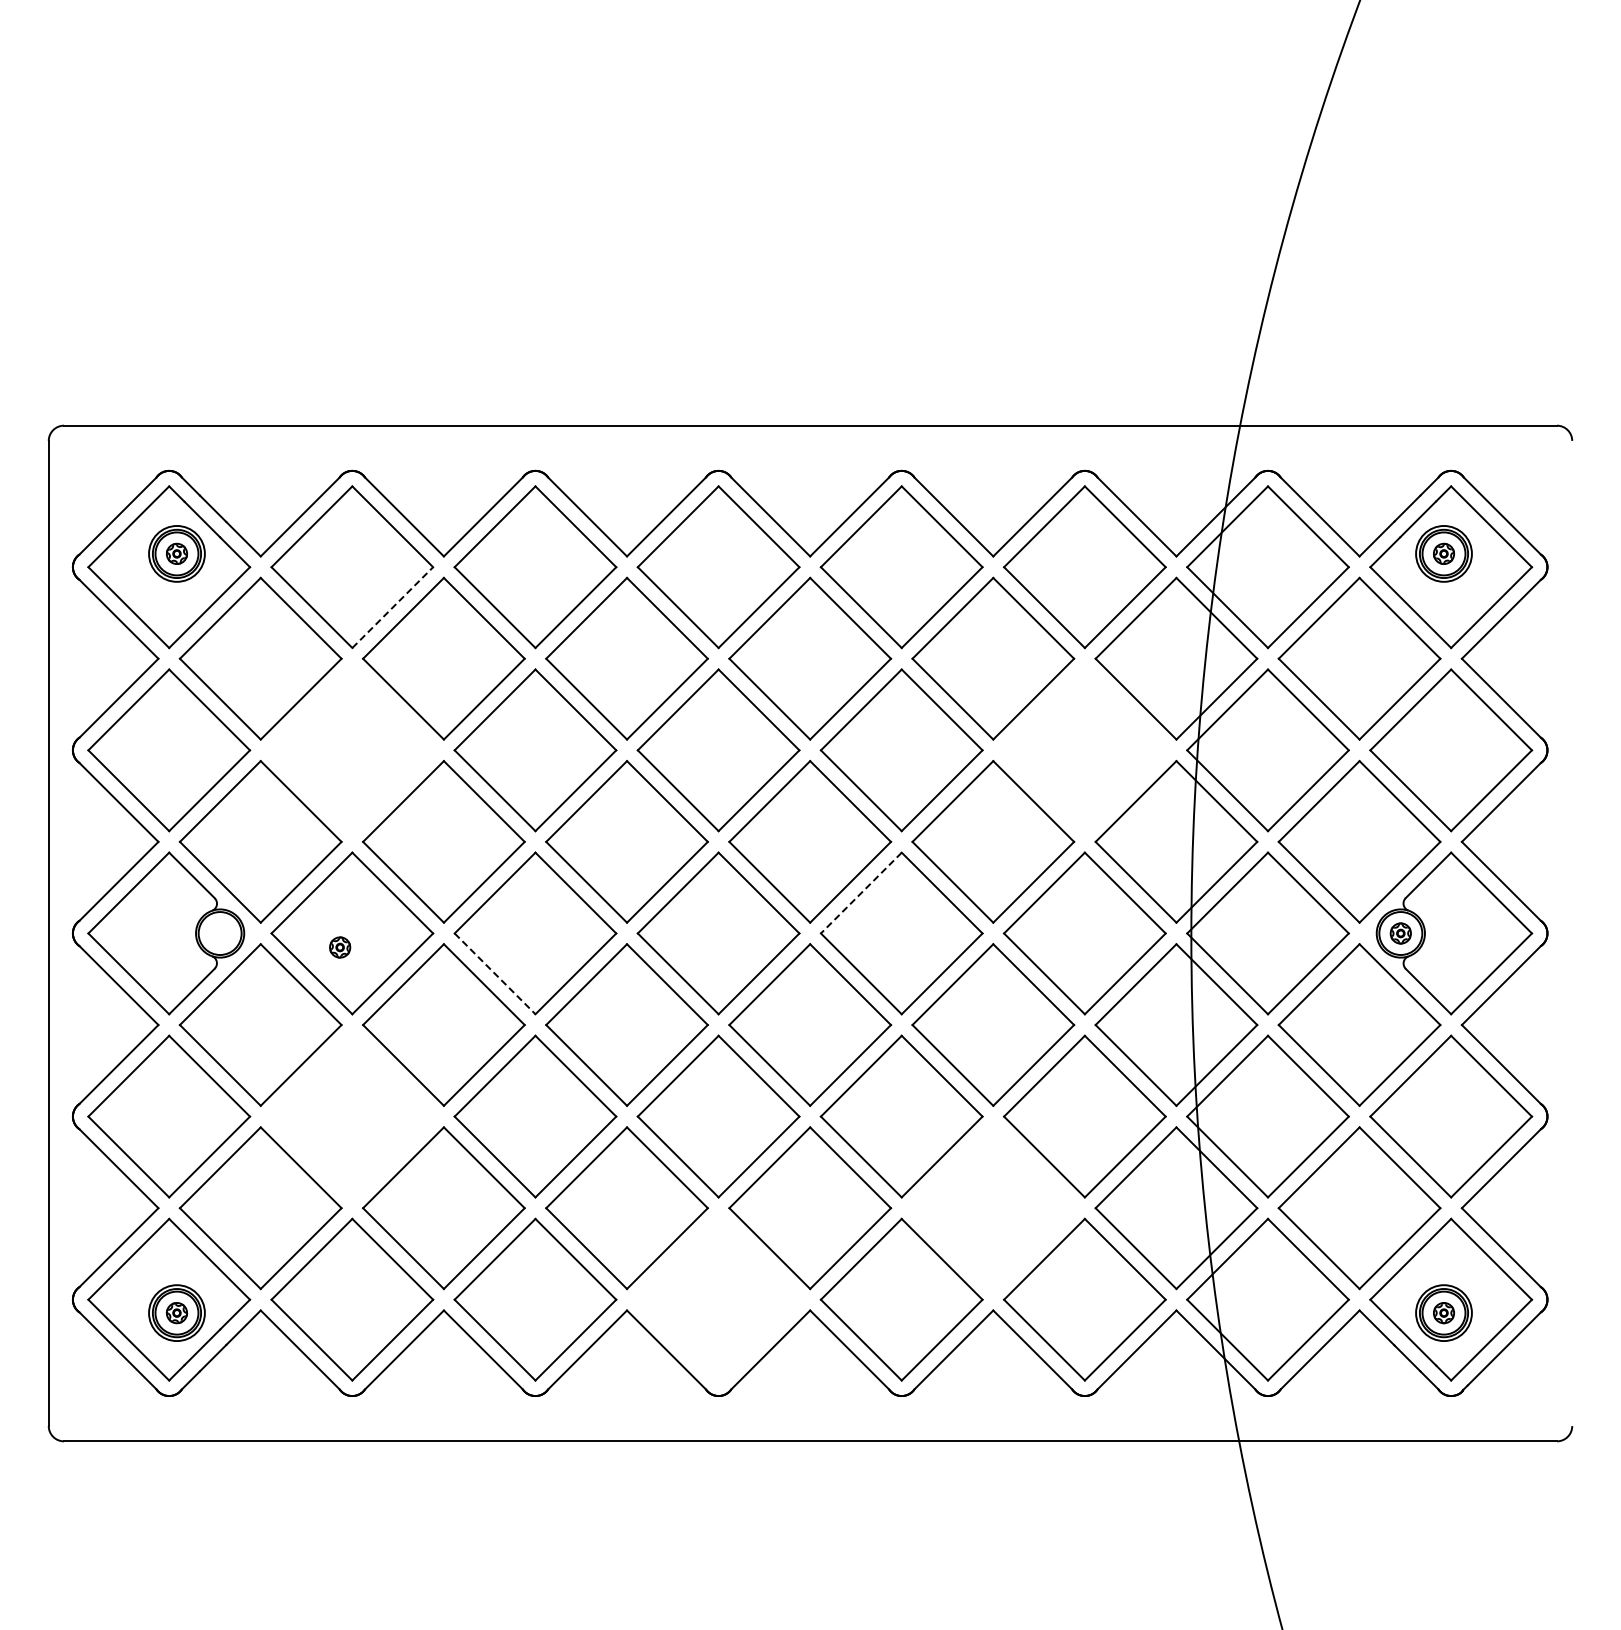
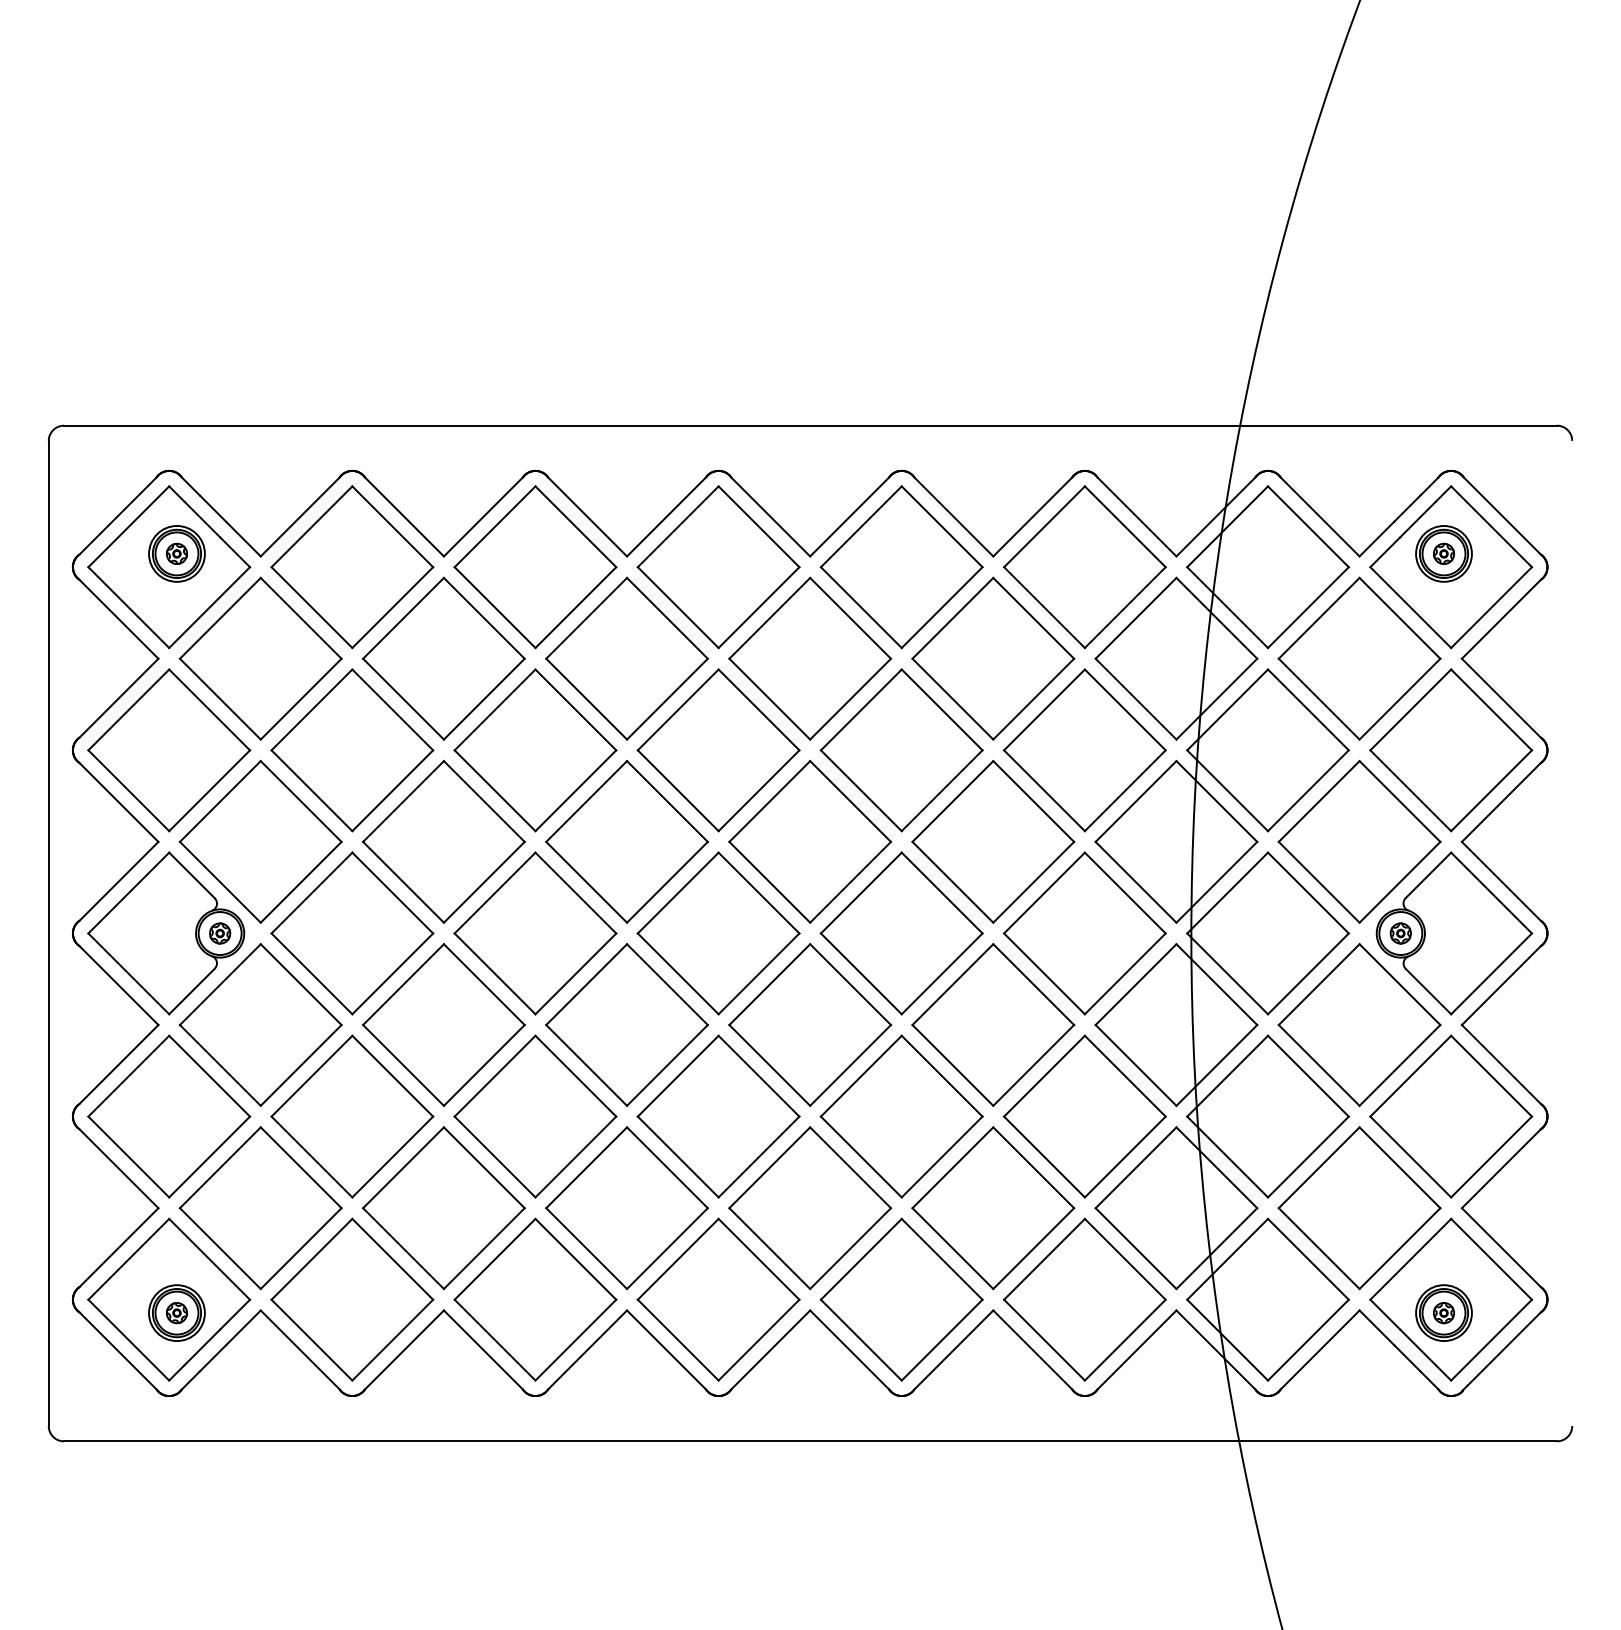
line: dashed -> solid (393, 607)
part: none -> present (352, 750)
part: none -> present (1084, 750)
line: dashed -> solid (861, 893)
part position: (340, 947) -> (220, 933) (220, 933)
line: dashed -> solid (495, 974)
part: none -> present (352, 1116)
part: none -> present (993, 1208)
part: none -> present (718, 1299)
